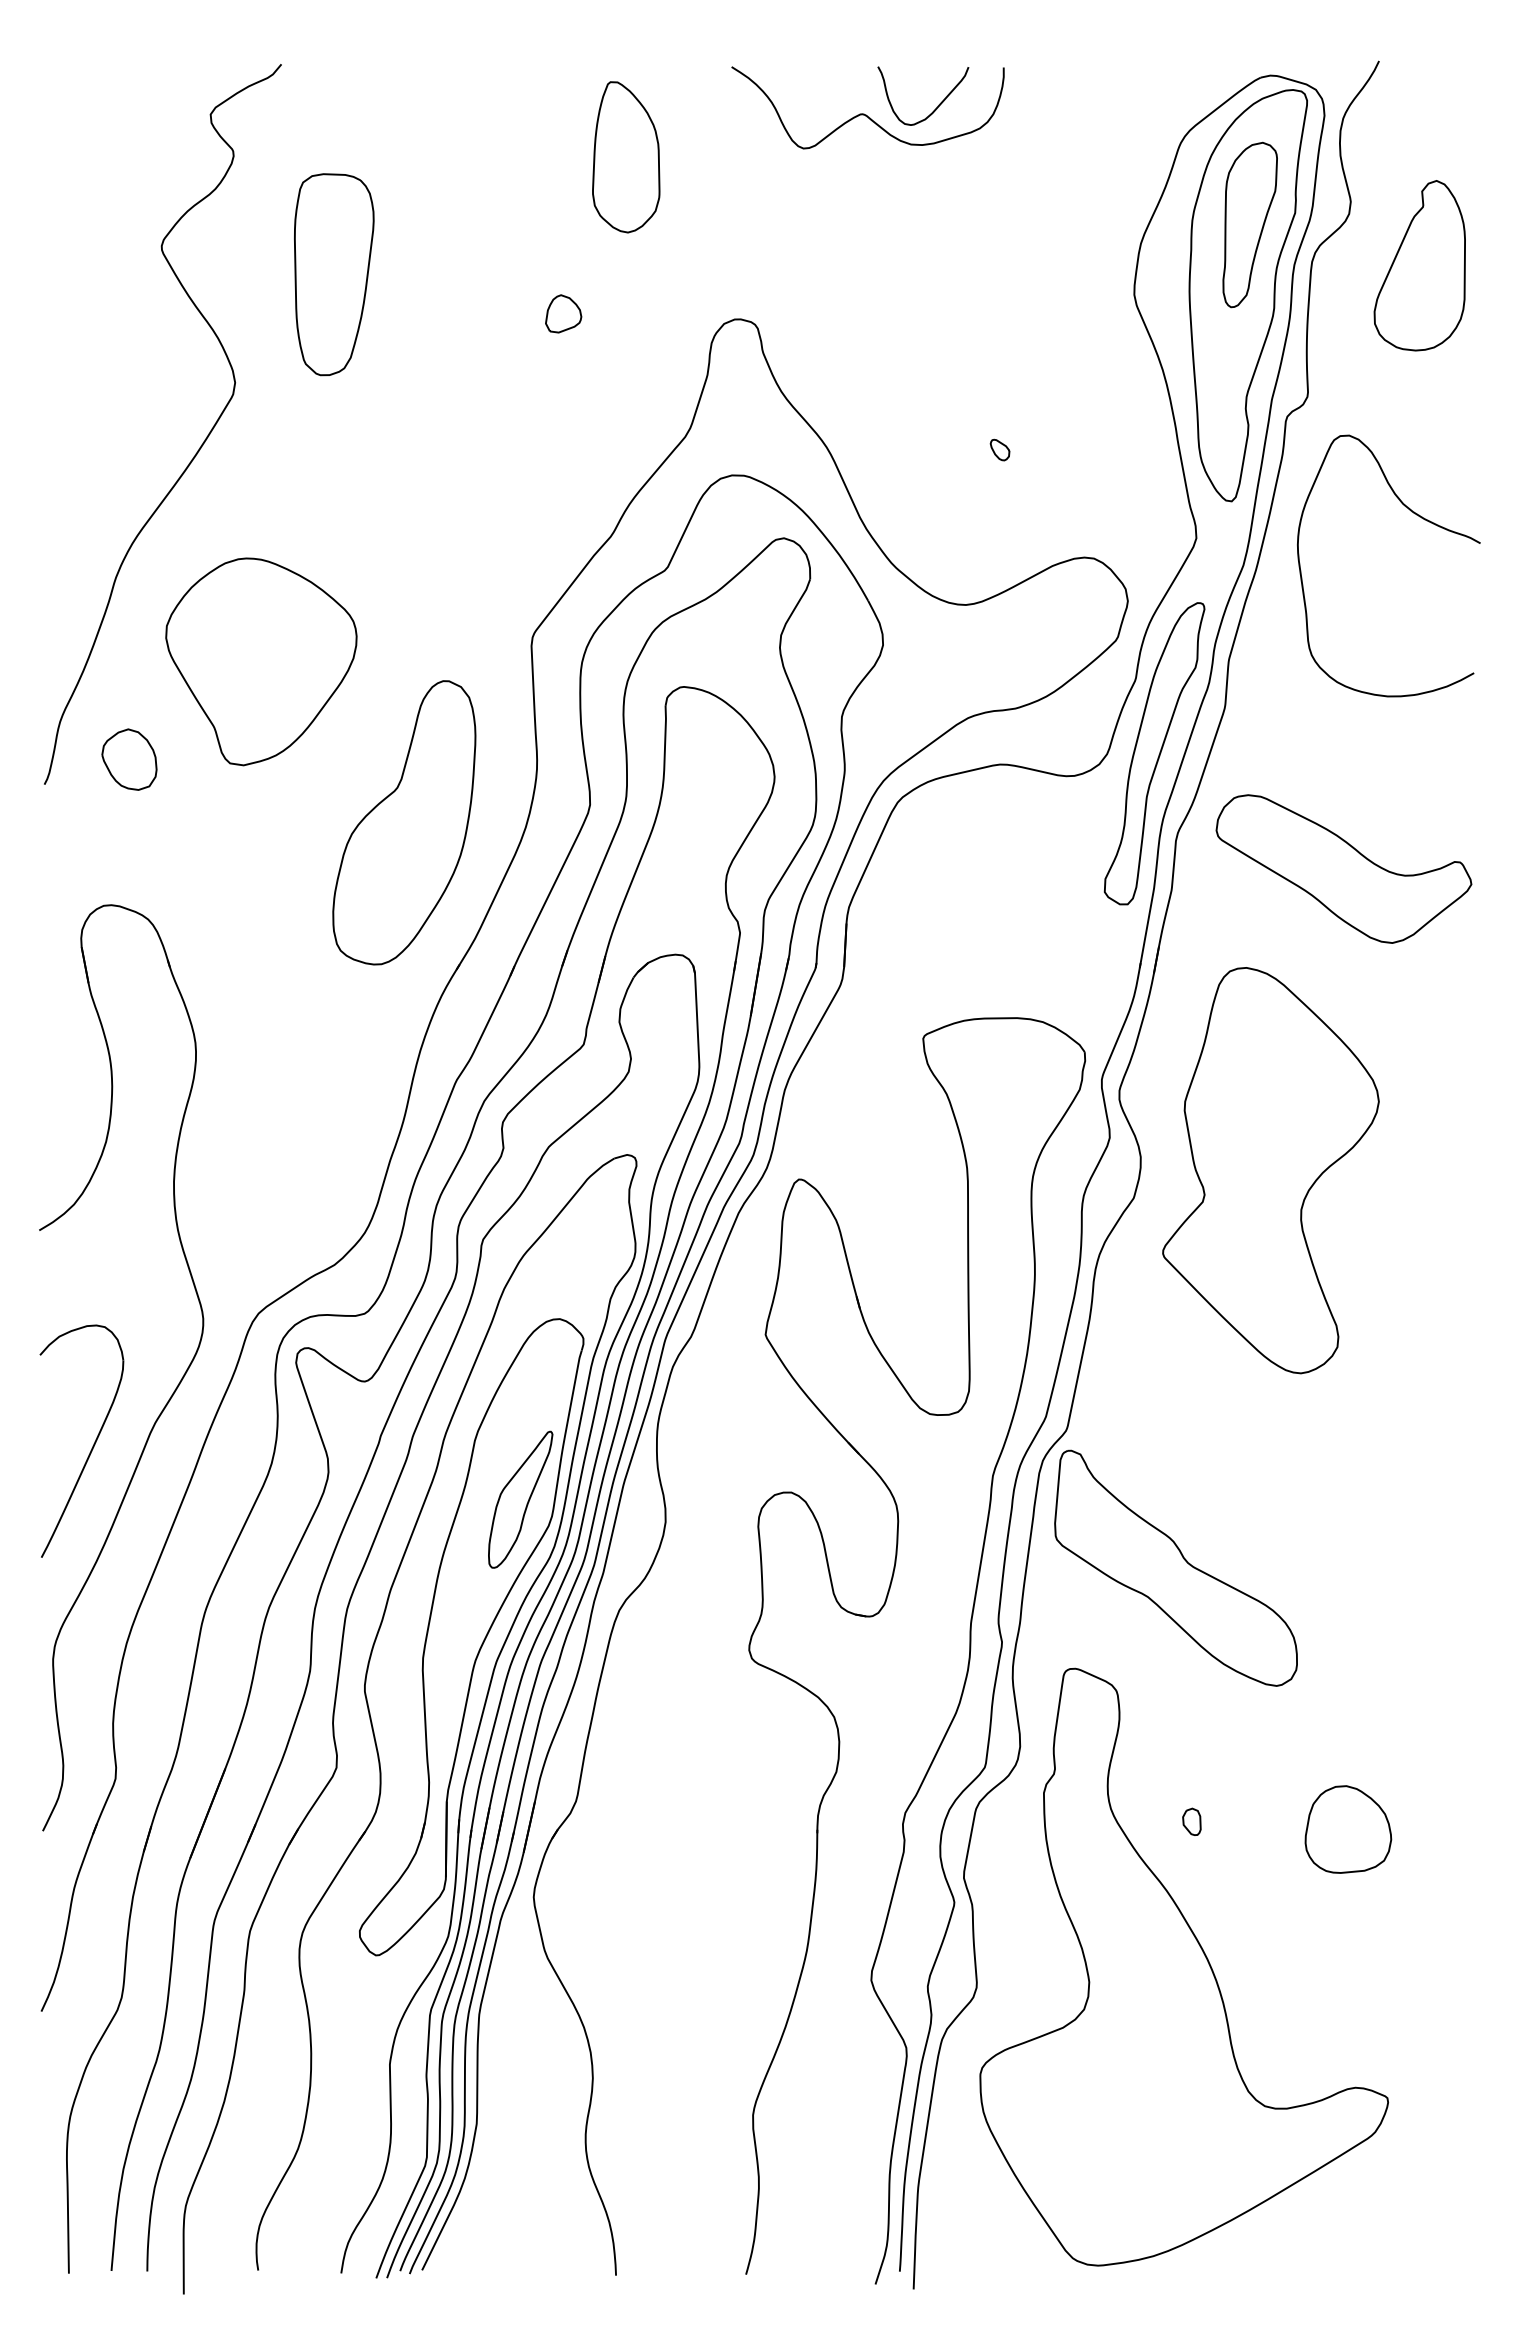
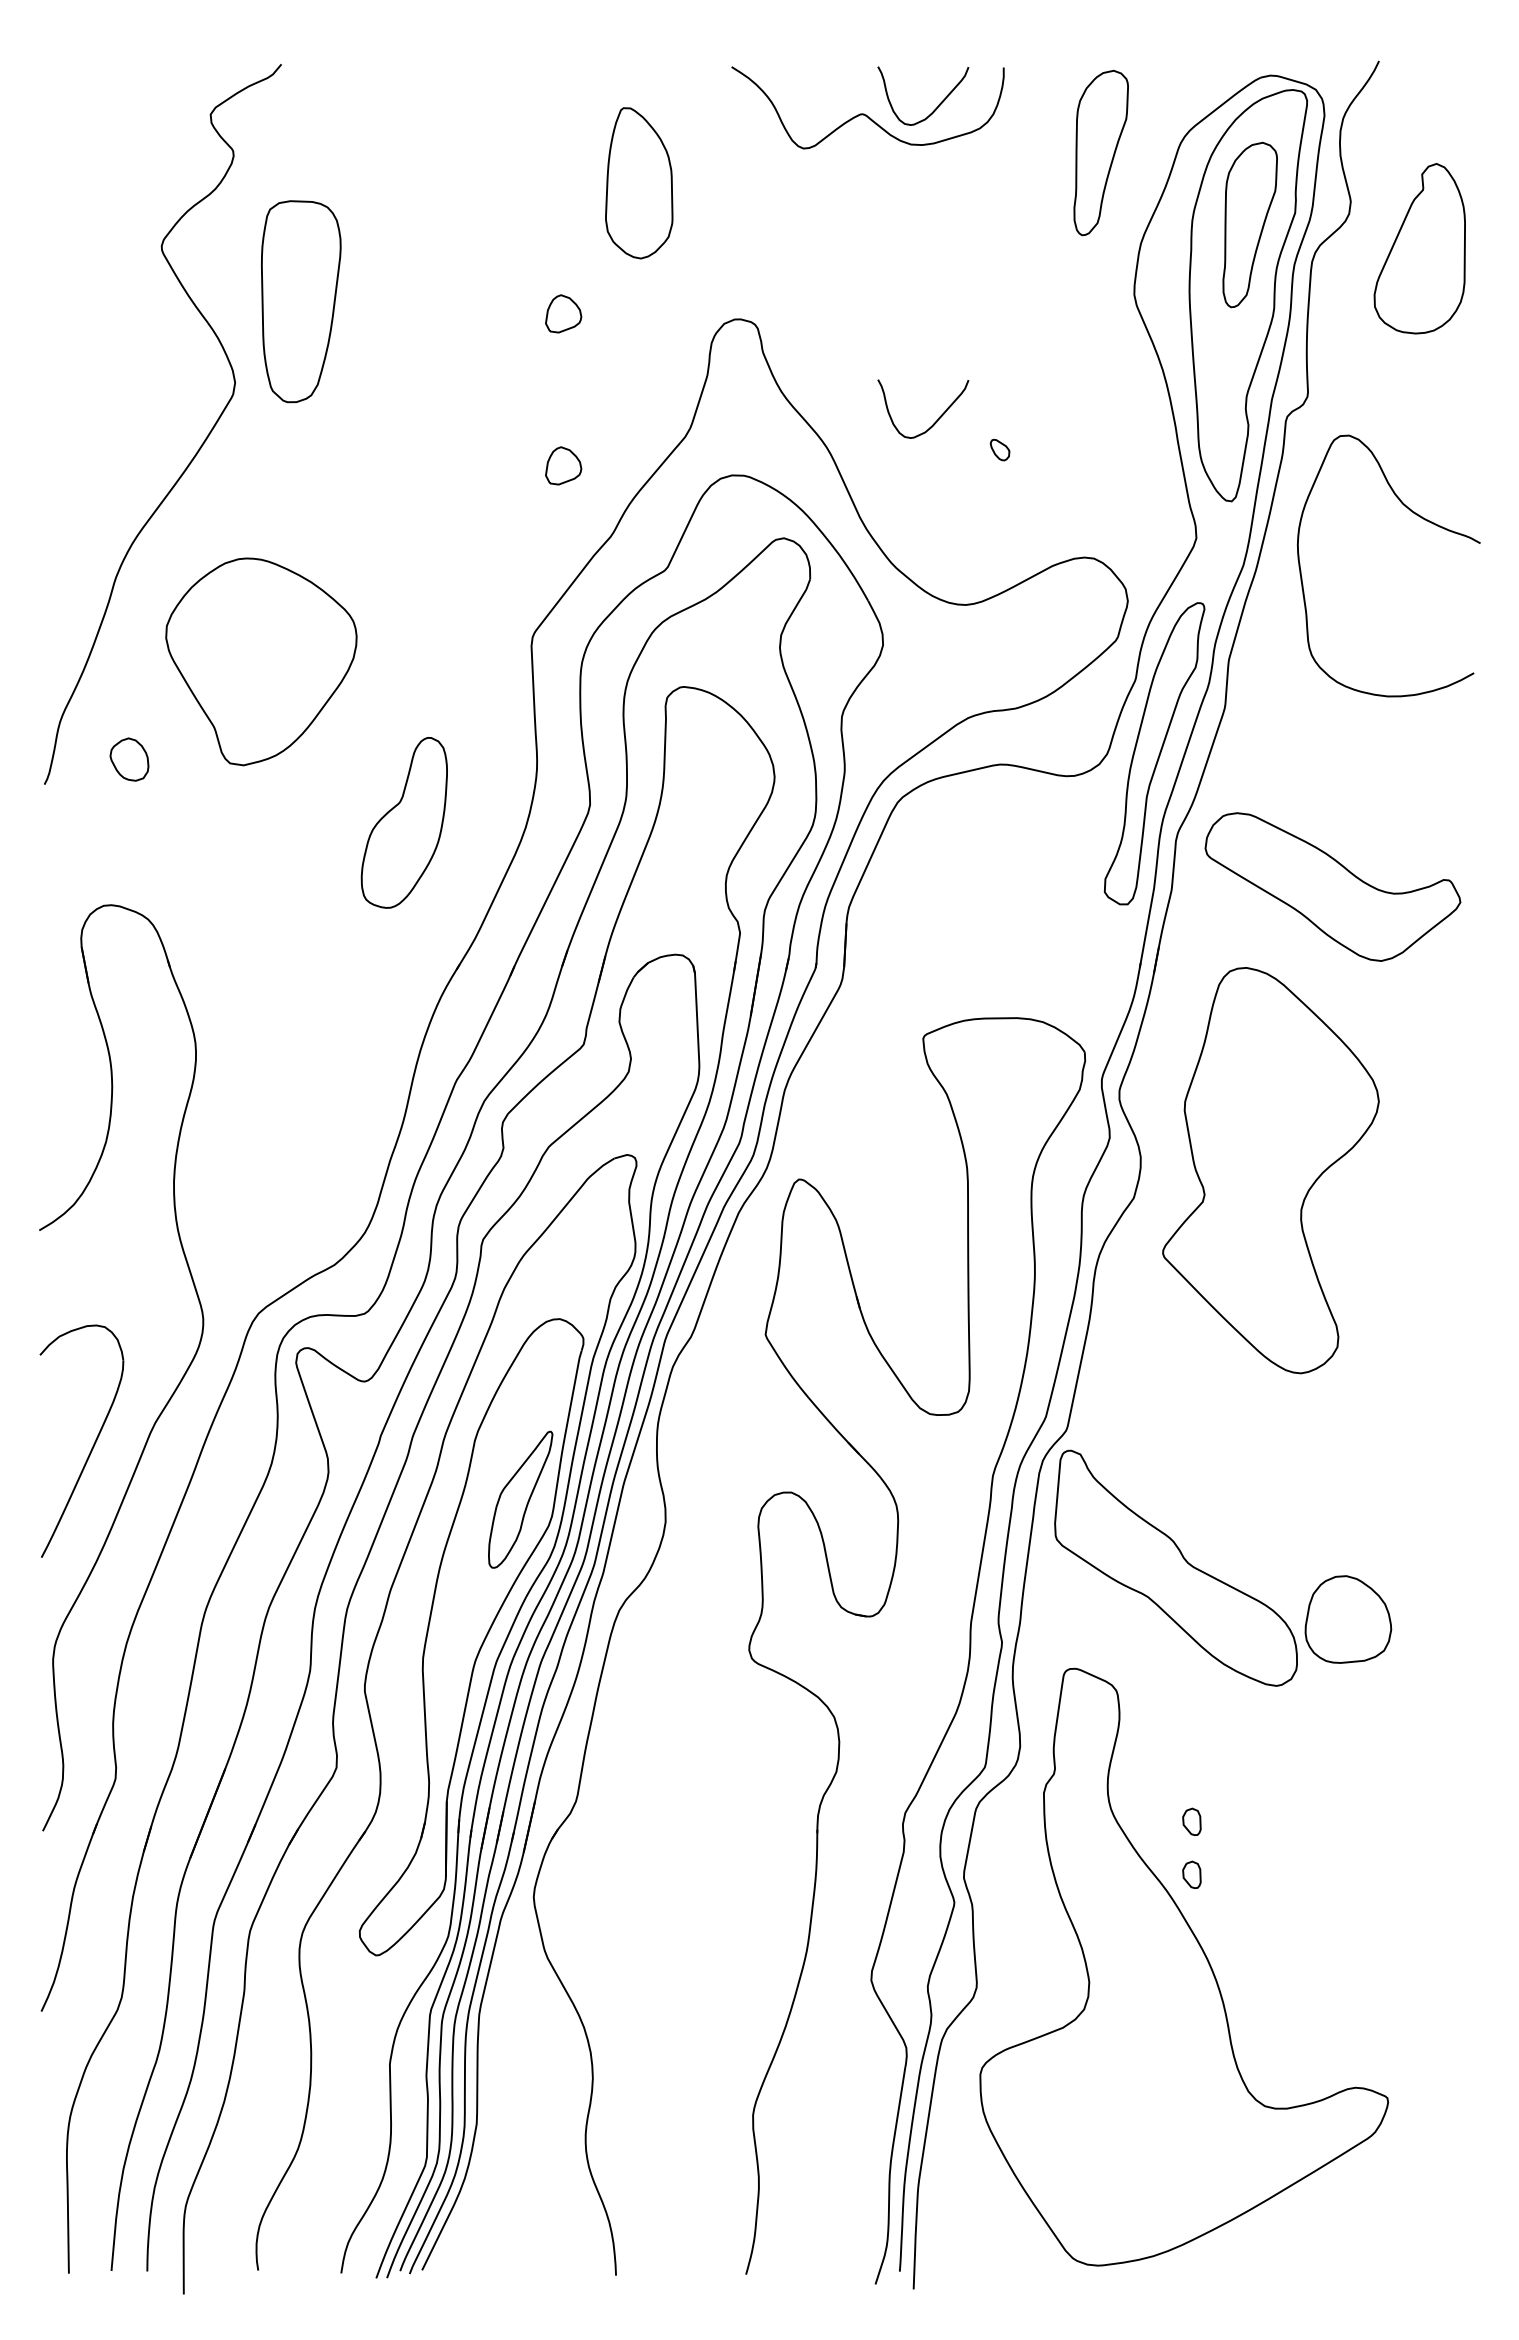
part: none -> present (1100, 152)
part position: (626, 157) -> (639, 183) (639, 183)
part position: (1419, 265) -> (1419, 248) (1419, 248)
part position: (334, 274) -> (301, 301) (301, 301)
curve: none -> present (938, 417)
part: none -> present (563, 465)
part size: 57x63 px -> 41x45 px (129, 759)
part size: 145x286 px -> 88x172 px (403, 822)
part position: (1343, 868) -> (1332, 886) (1332, 886)
part position: (1348, 1829) -> (1348, 1619) (1348, 1619)
part: none -> present (1191, 1874)
